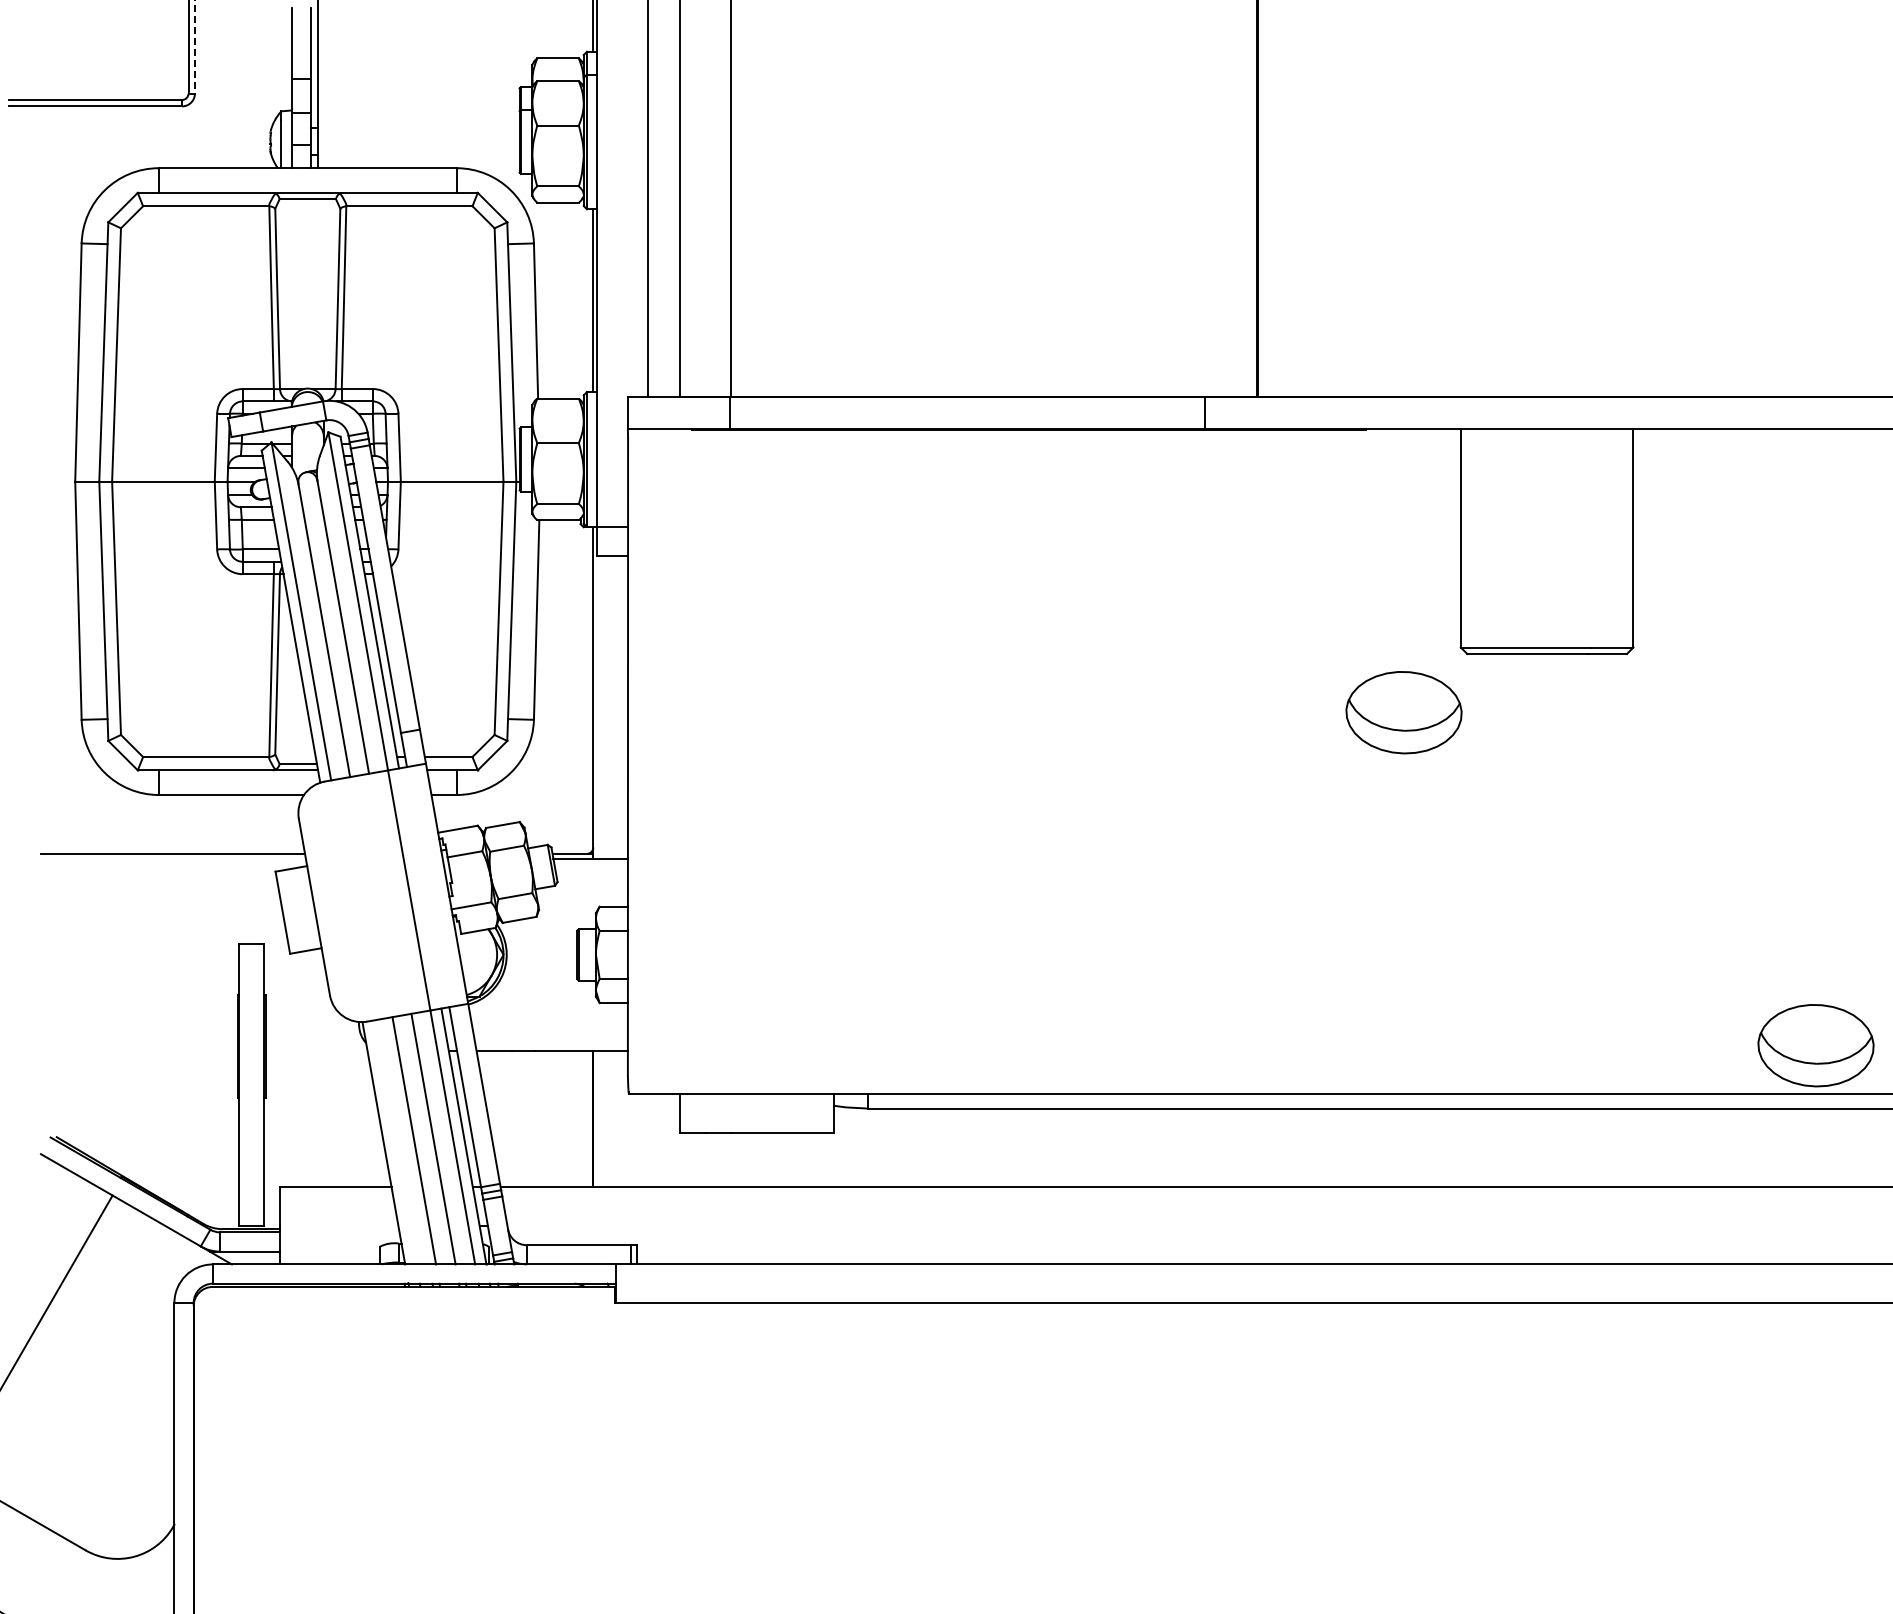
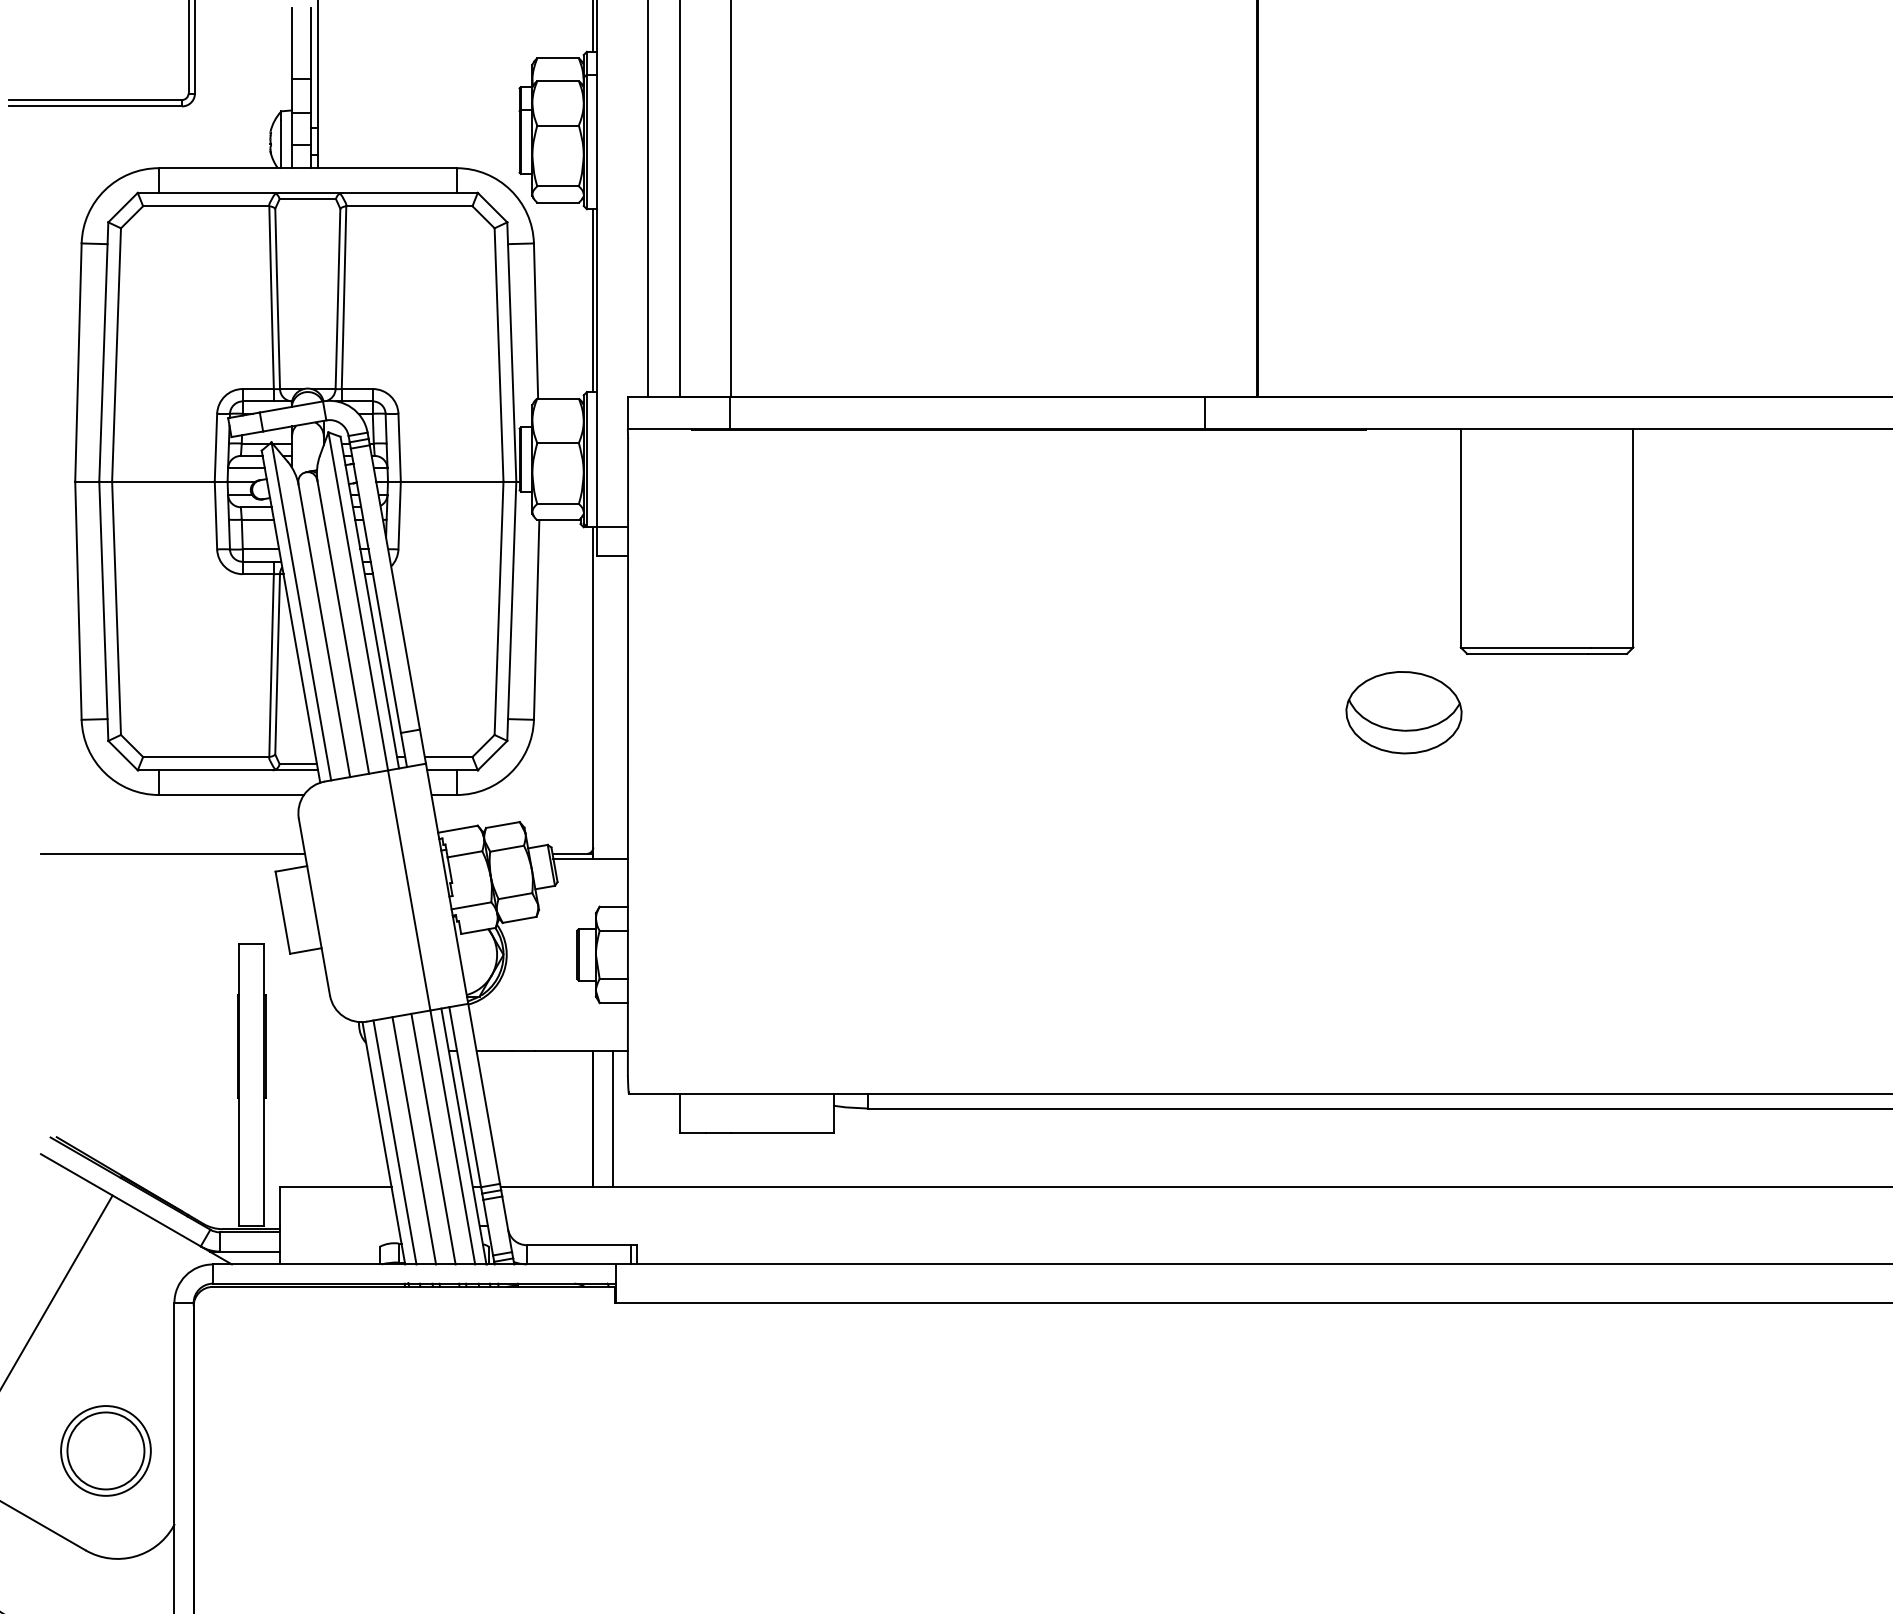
line: dashed -> solid (194, 47)
part: present -> none (1815, 1045)
line: none -> present (612, 1119)
line: none -> present (394, 1142)
part: none -> present (105, 1450)
